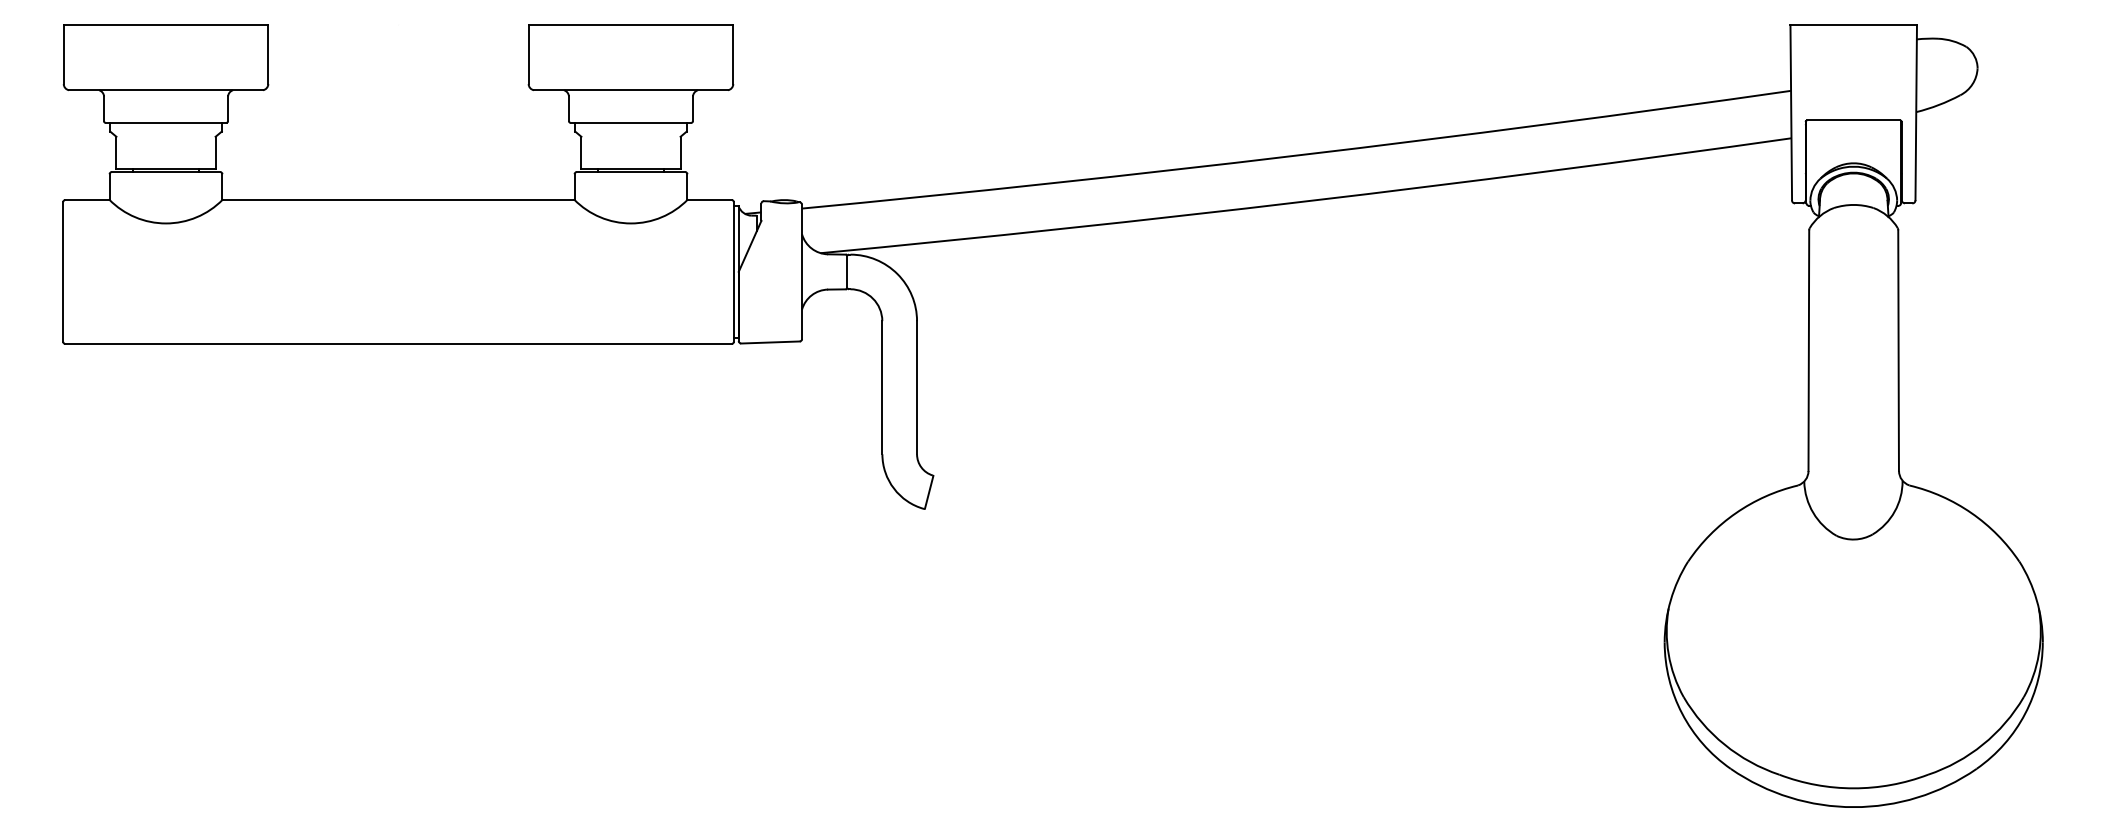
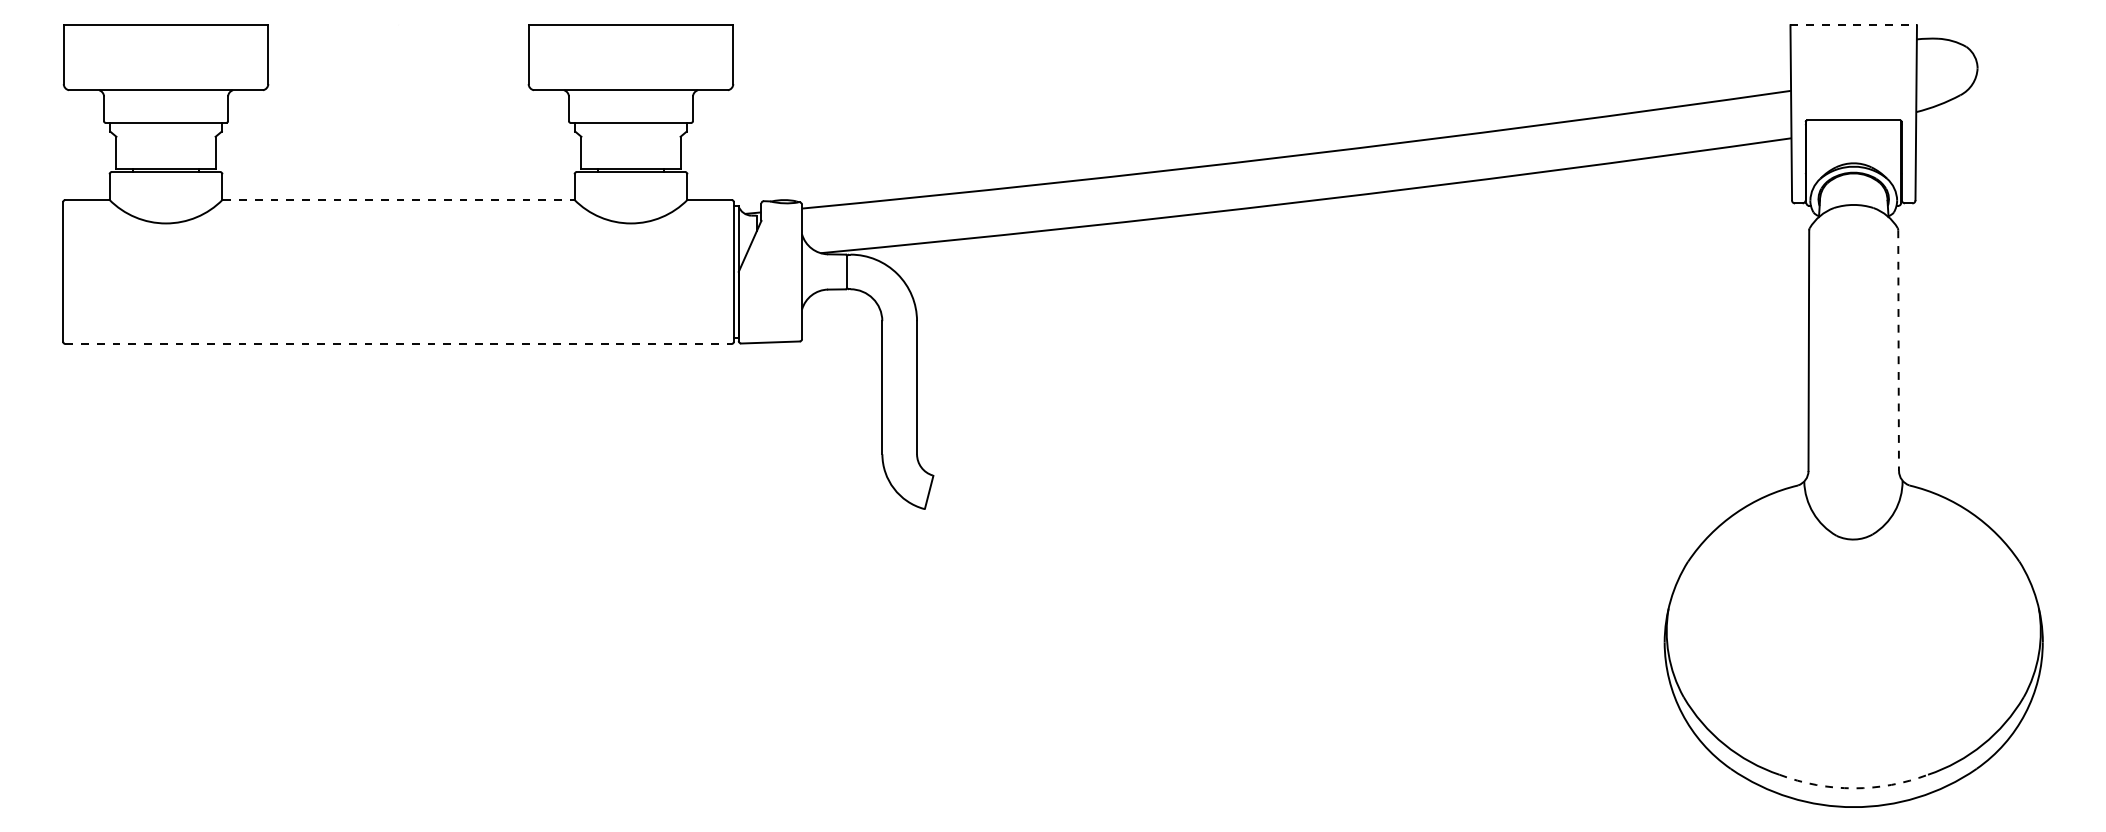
line: solid -> dashed (1854, 25)
line: solid -> dashed (398, 200)
line: solid -> dashed (399, 343)
line: solid -> dashed (1898, 351)
arc: solid -> dashed (1853, 788)
